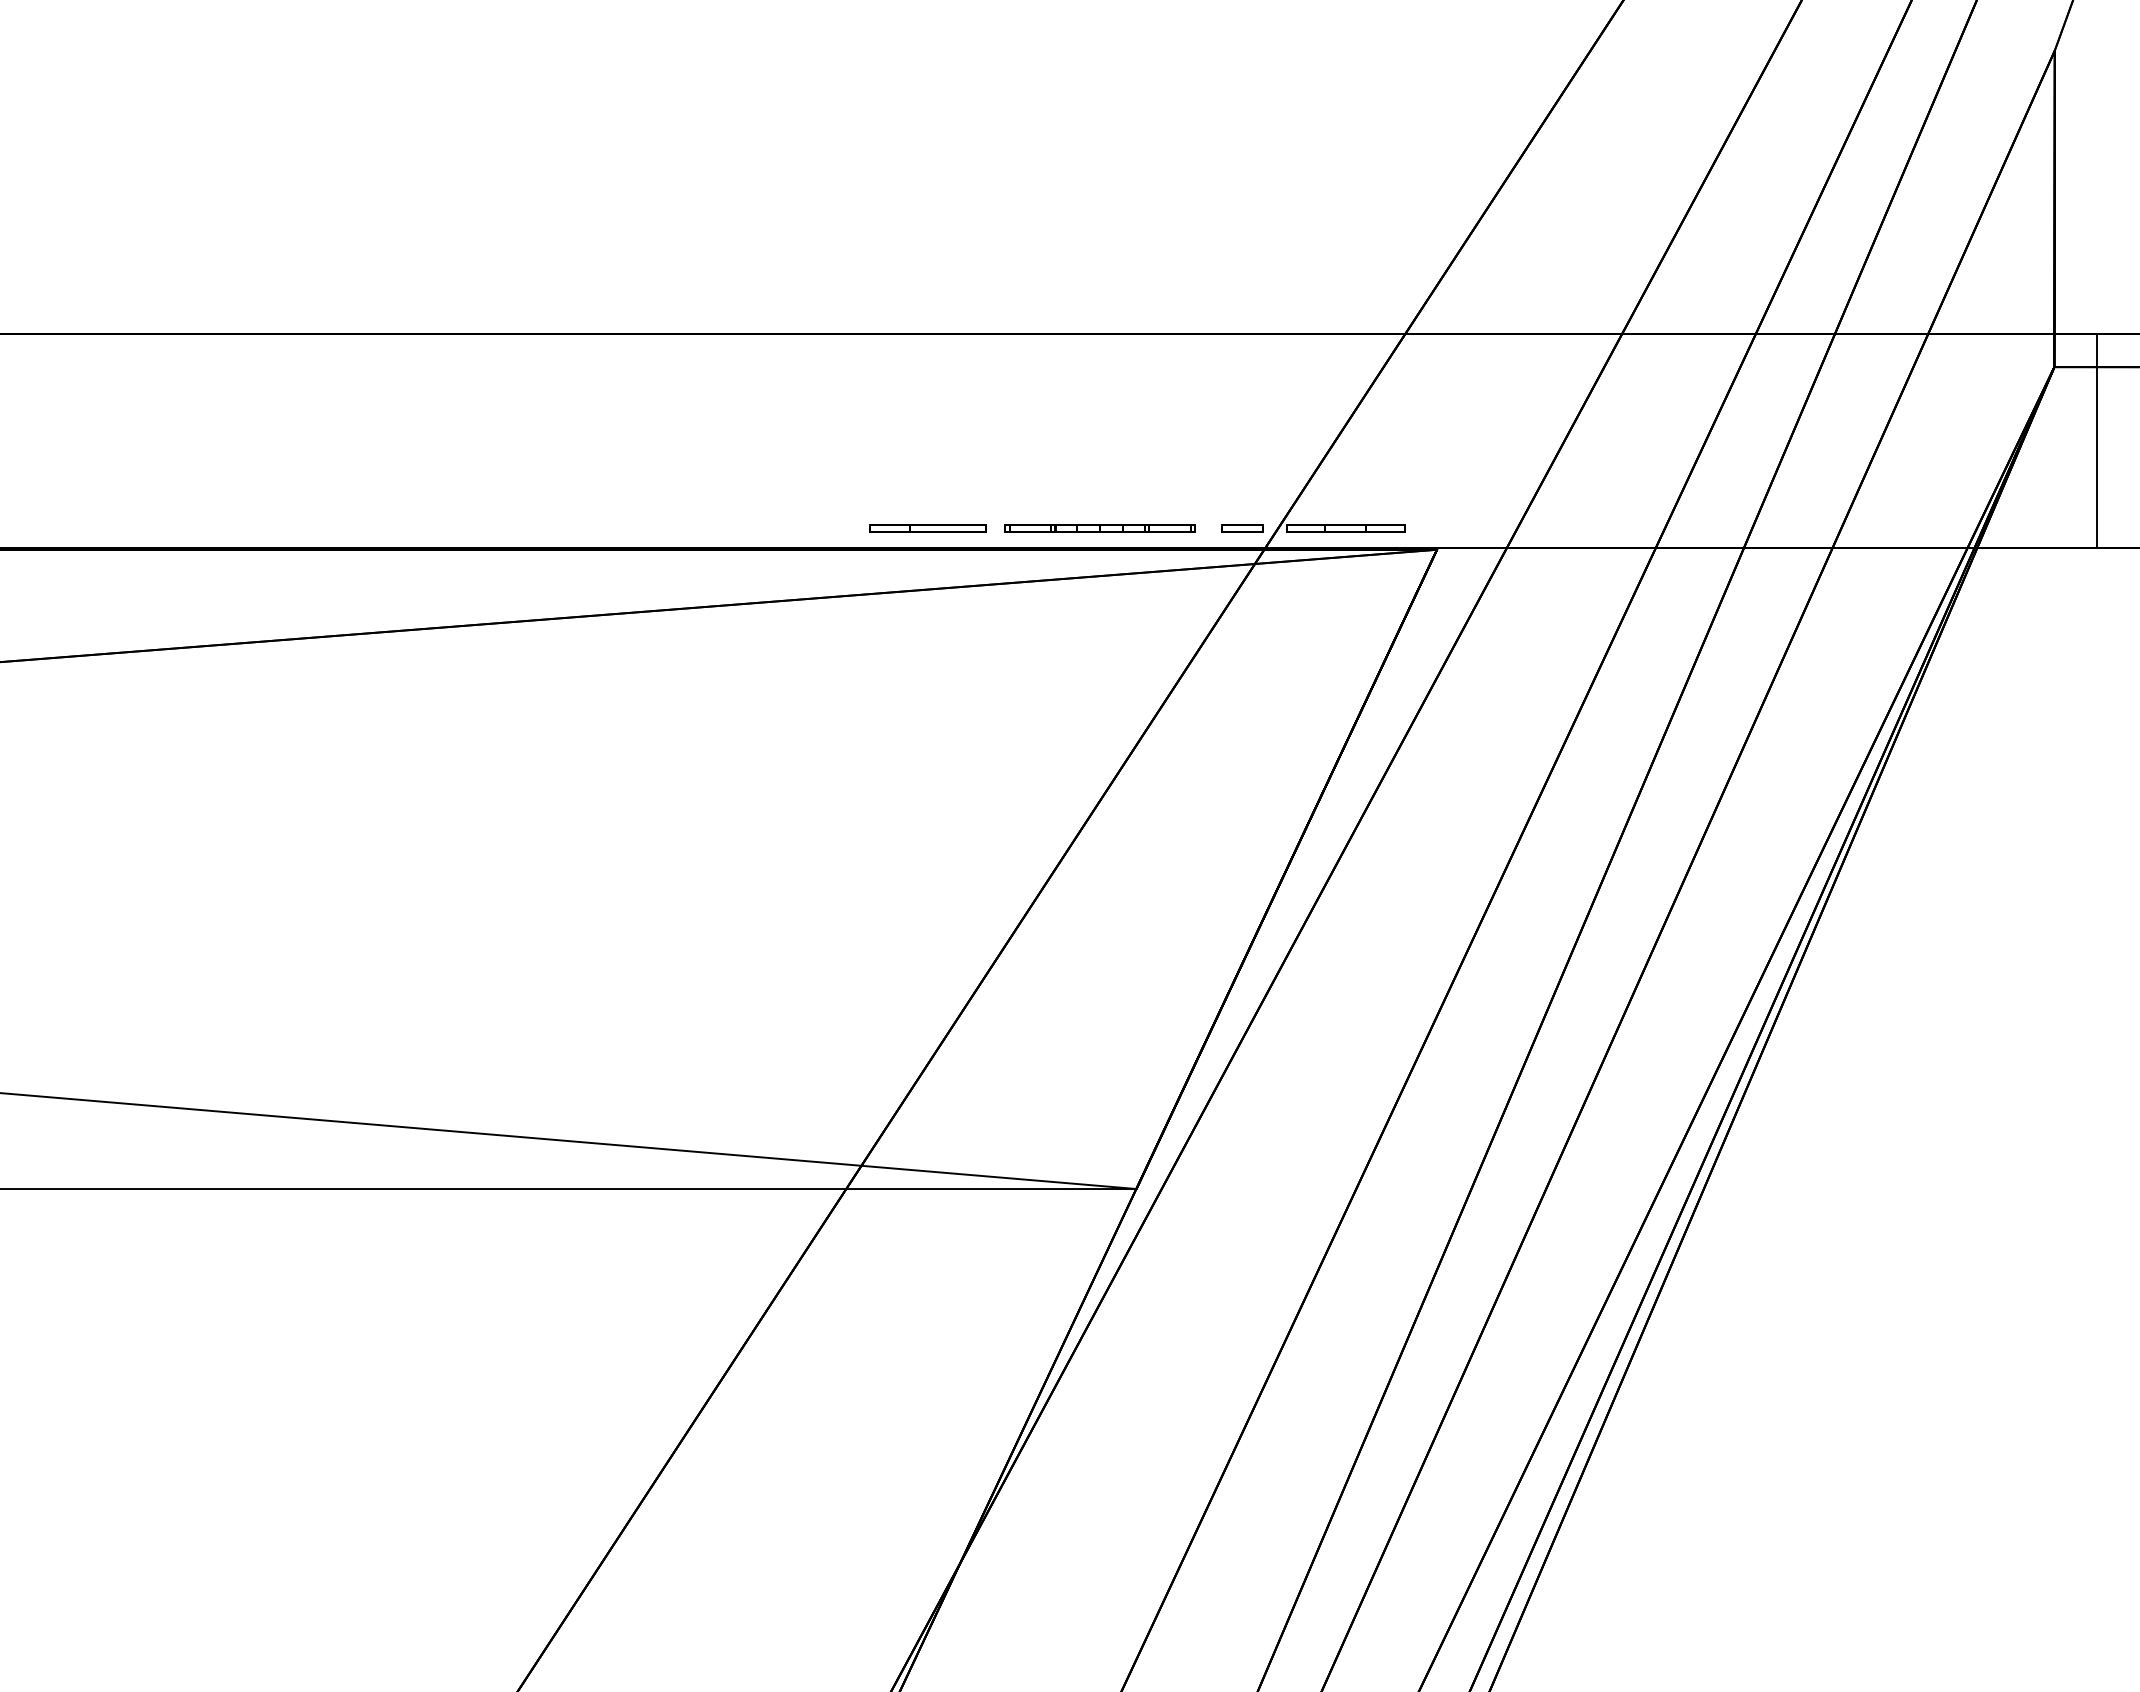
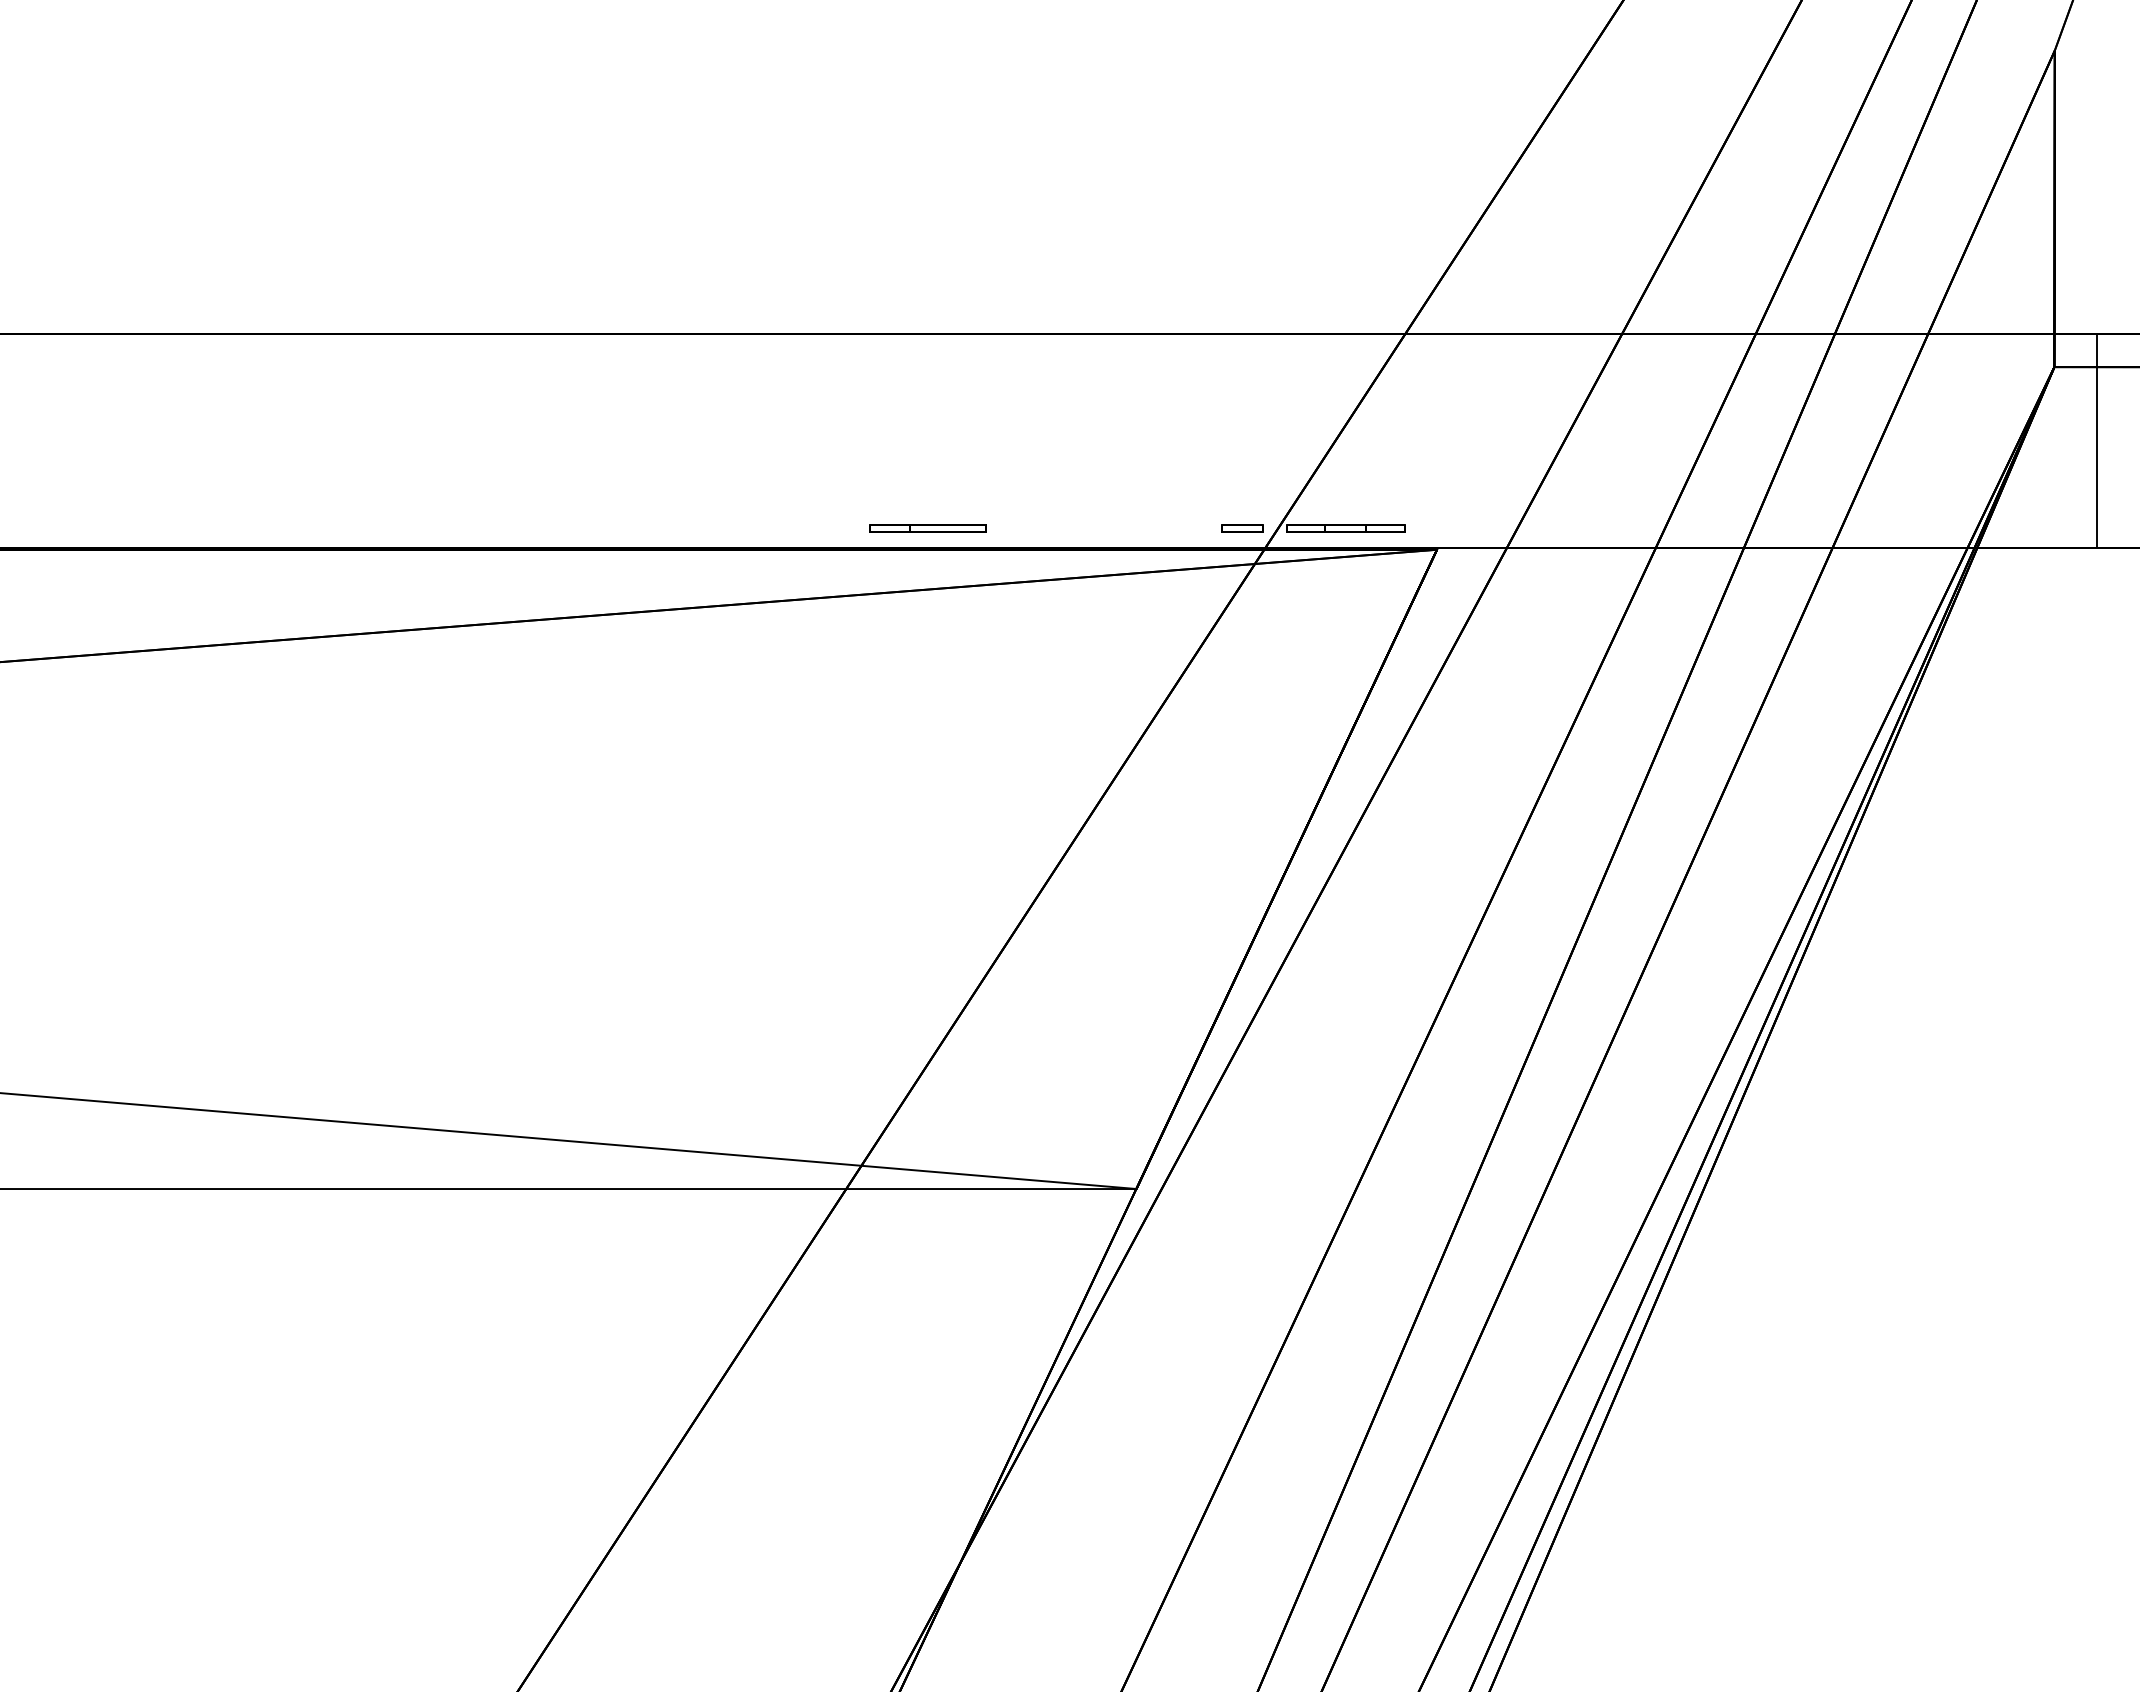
part: present -> none (1099, 528)
